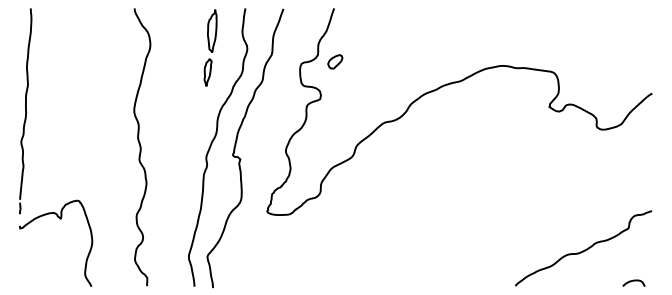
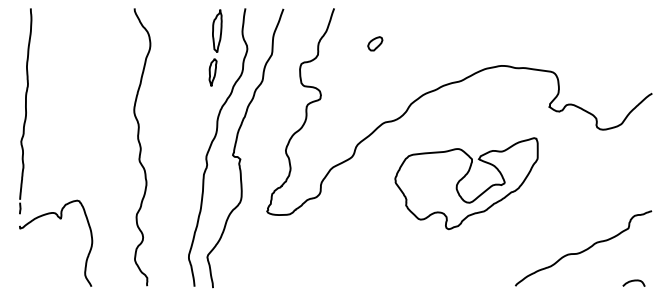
part position: (210, 47) -> (215, 47) (215, 47)
part position: (335, 61) -> (375, 43) (375, 43)
part: none -> present (466, 183)
